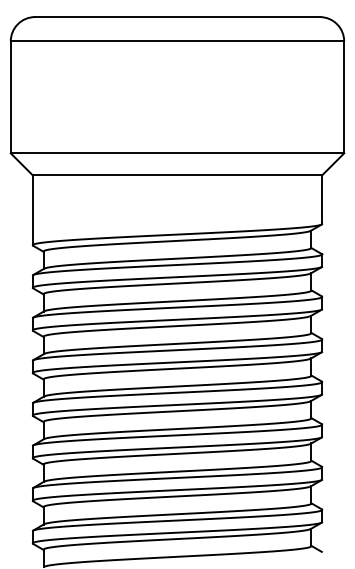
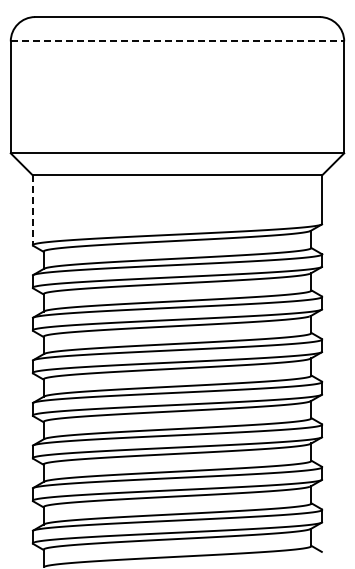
line: solid -> dashed (177, 41)
line: solid -> dashed (32, 210)
